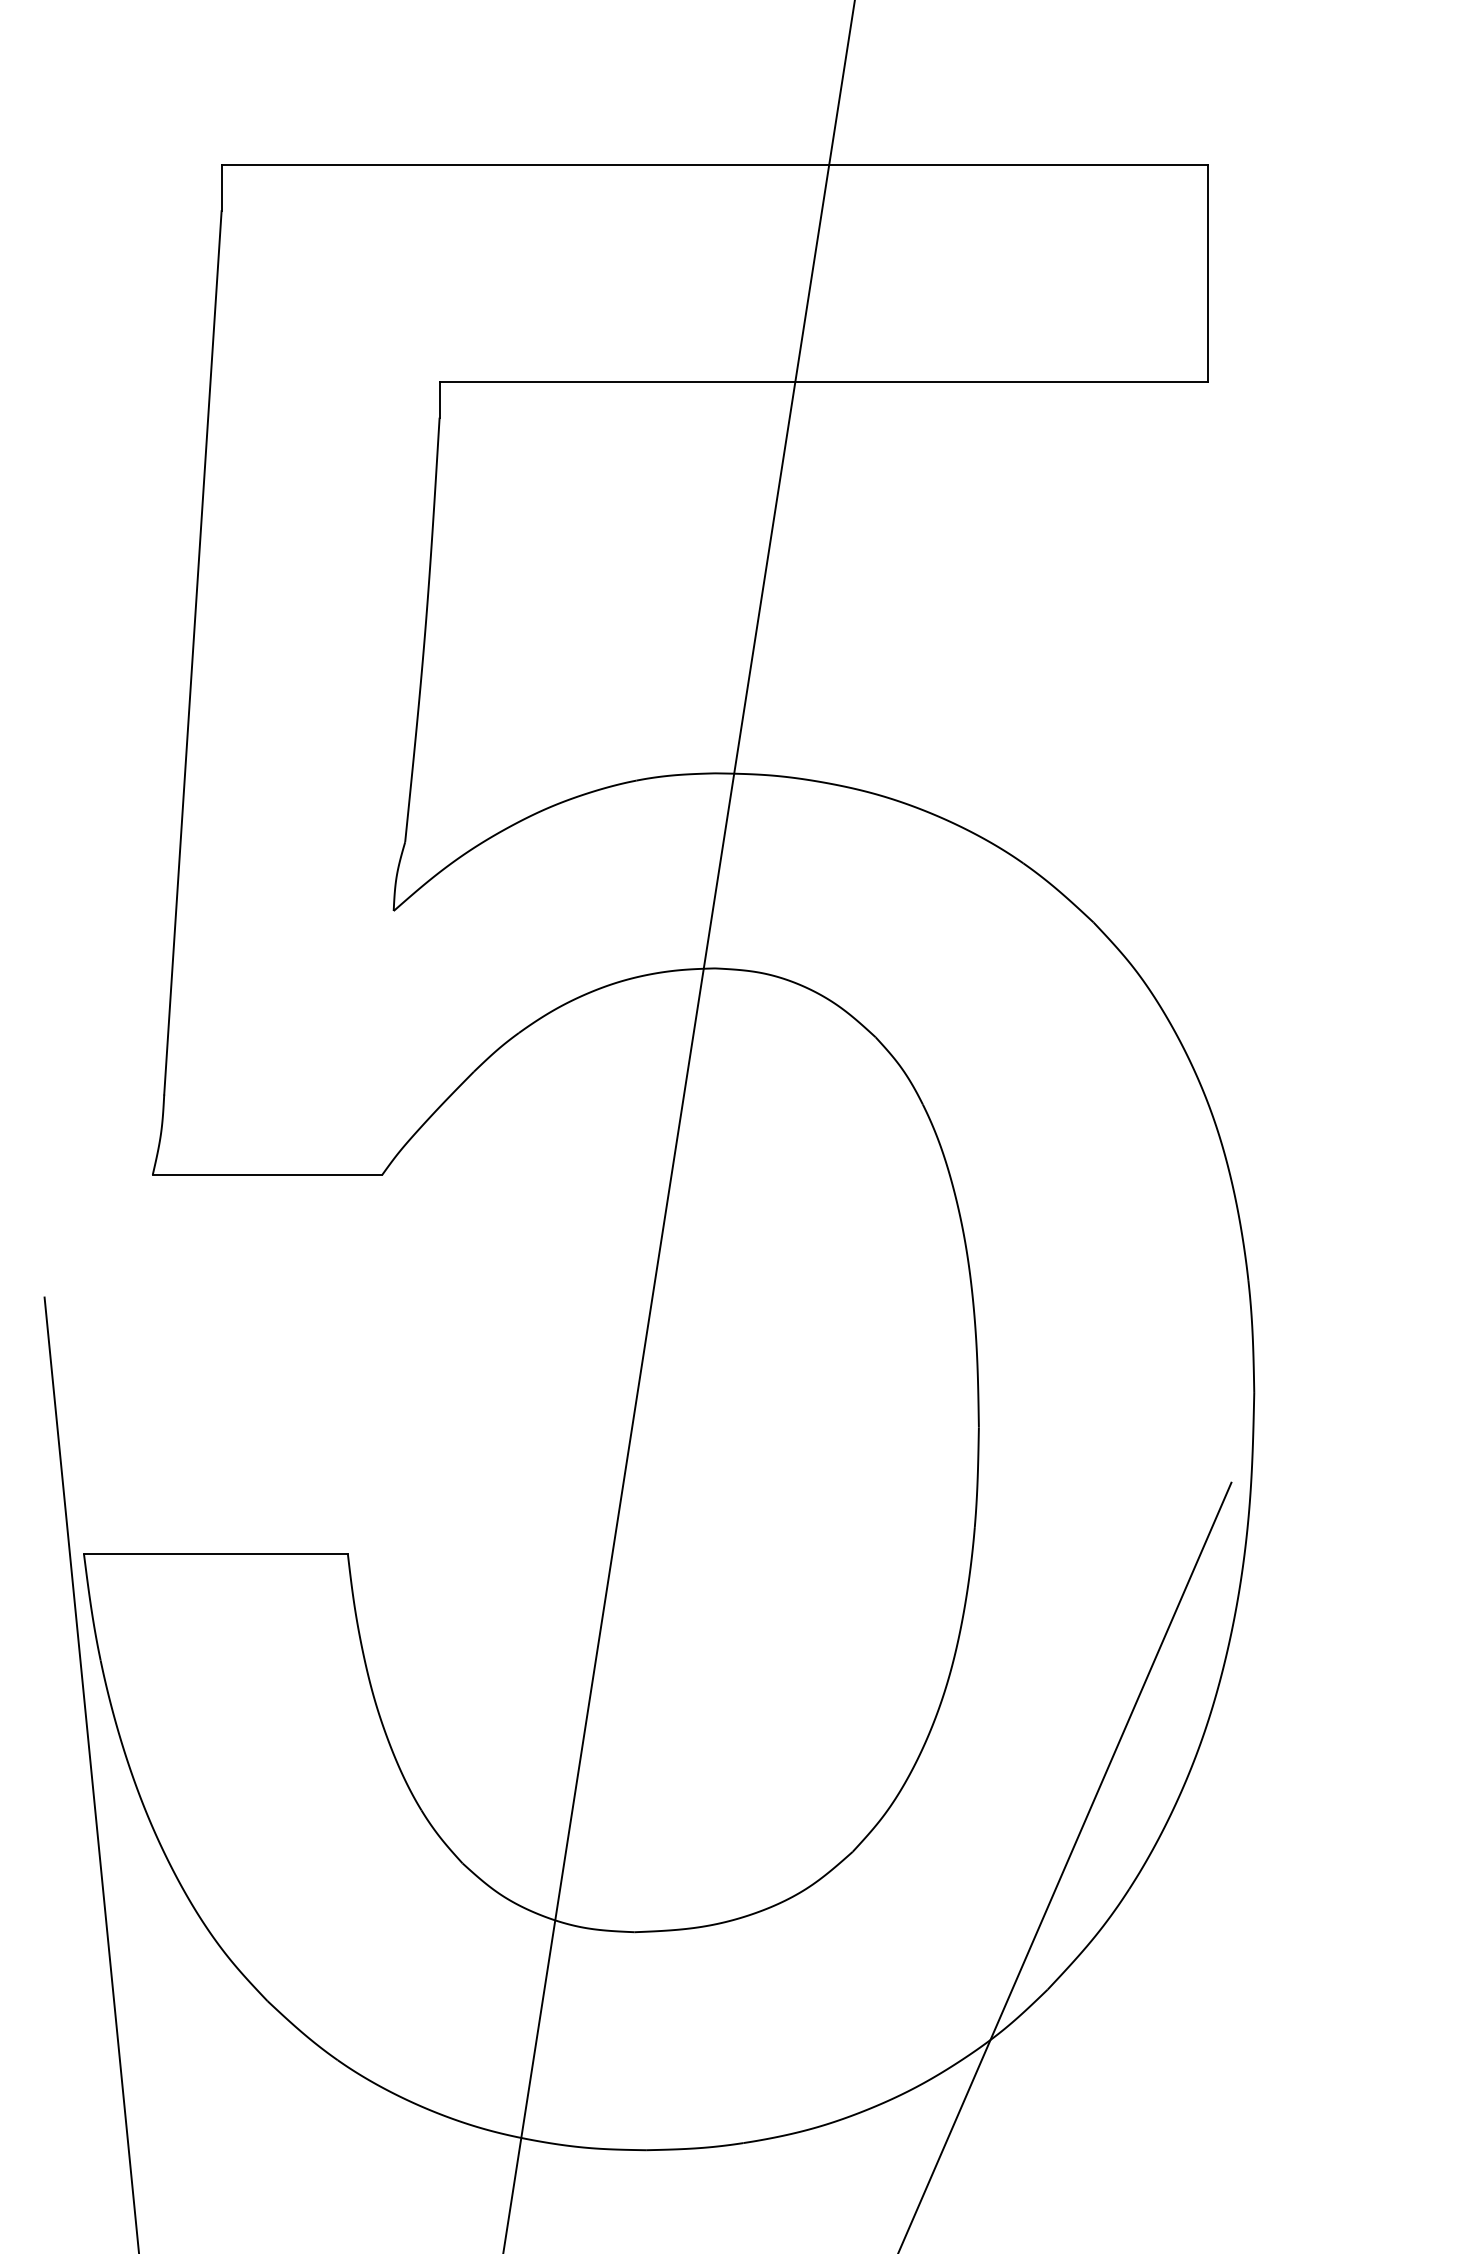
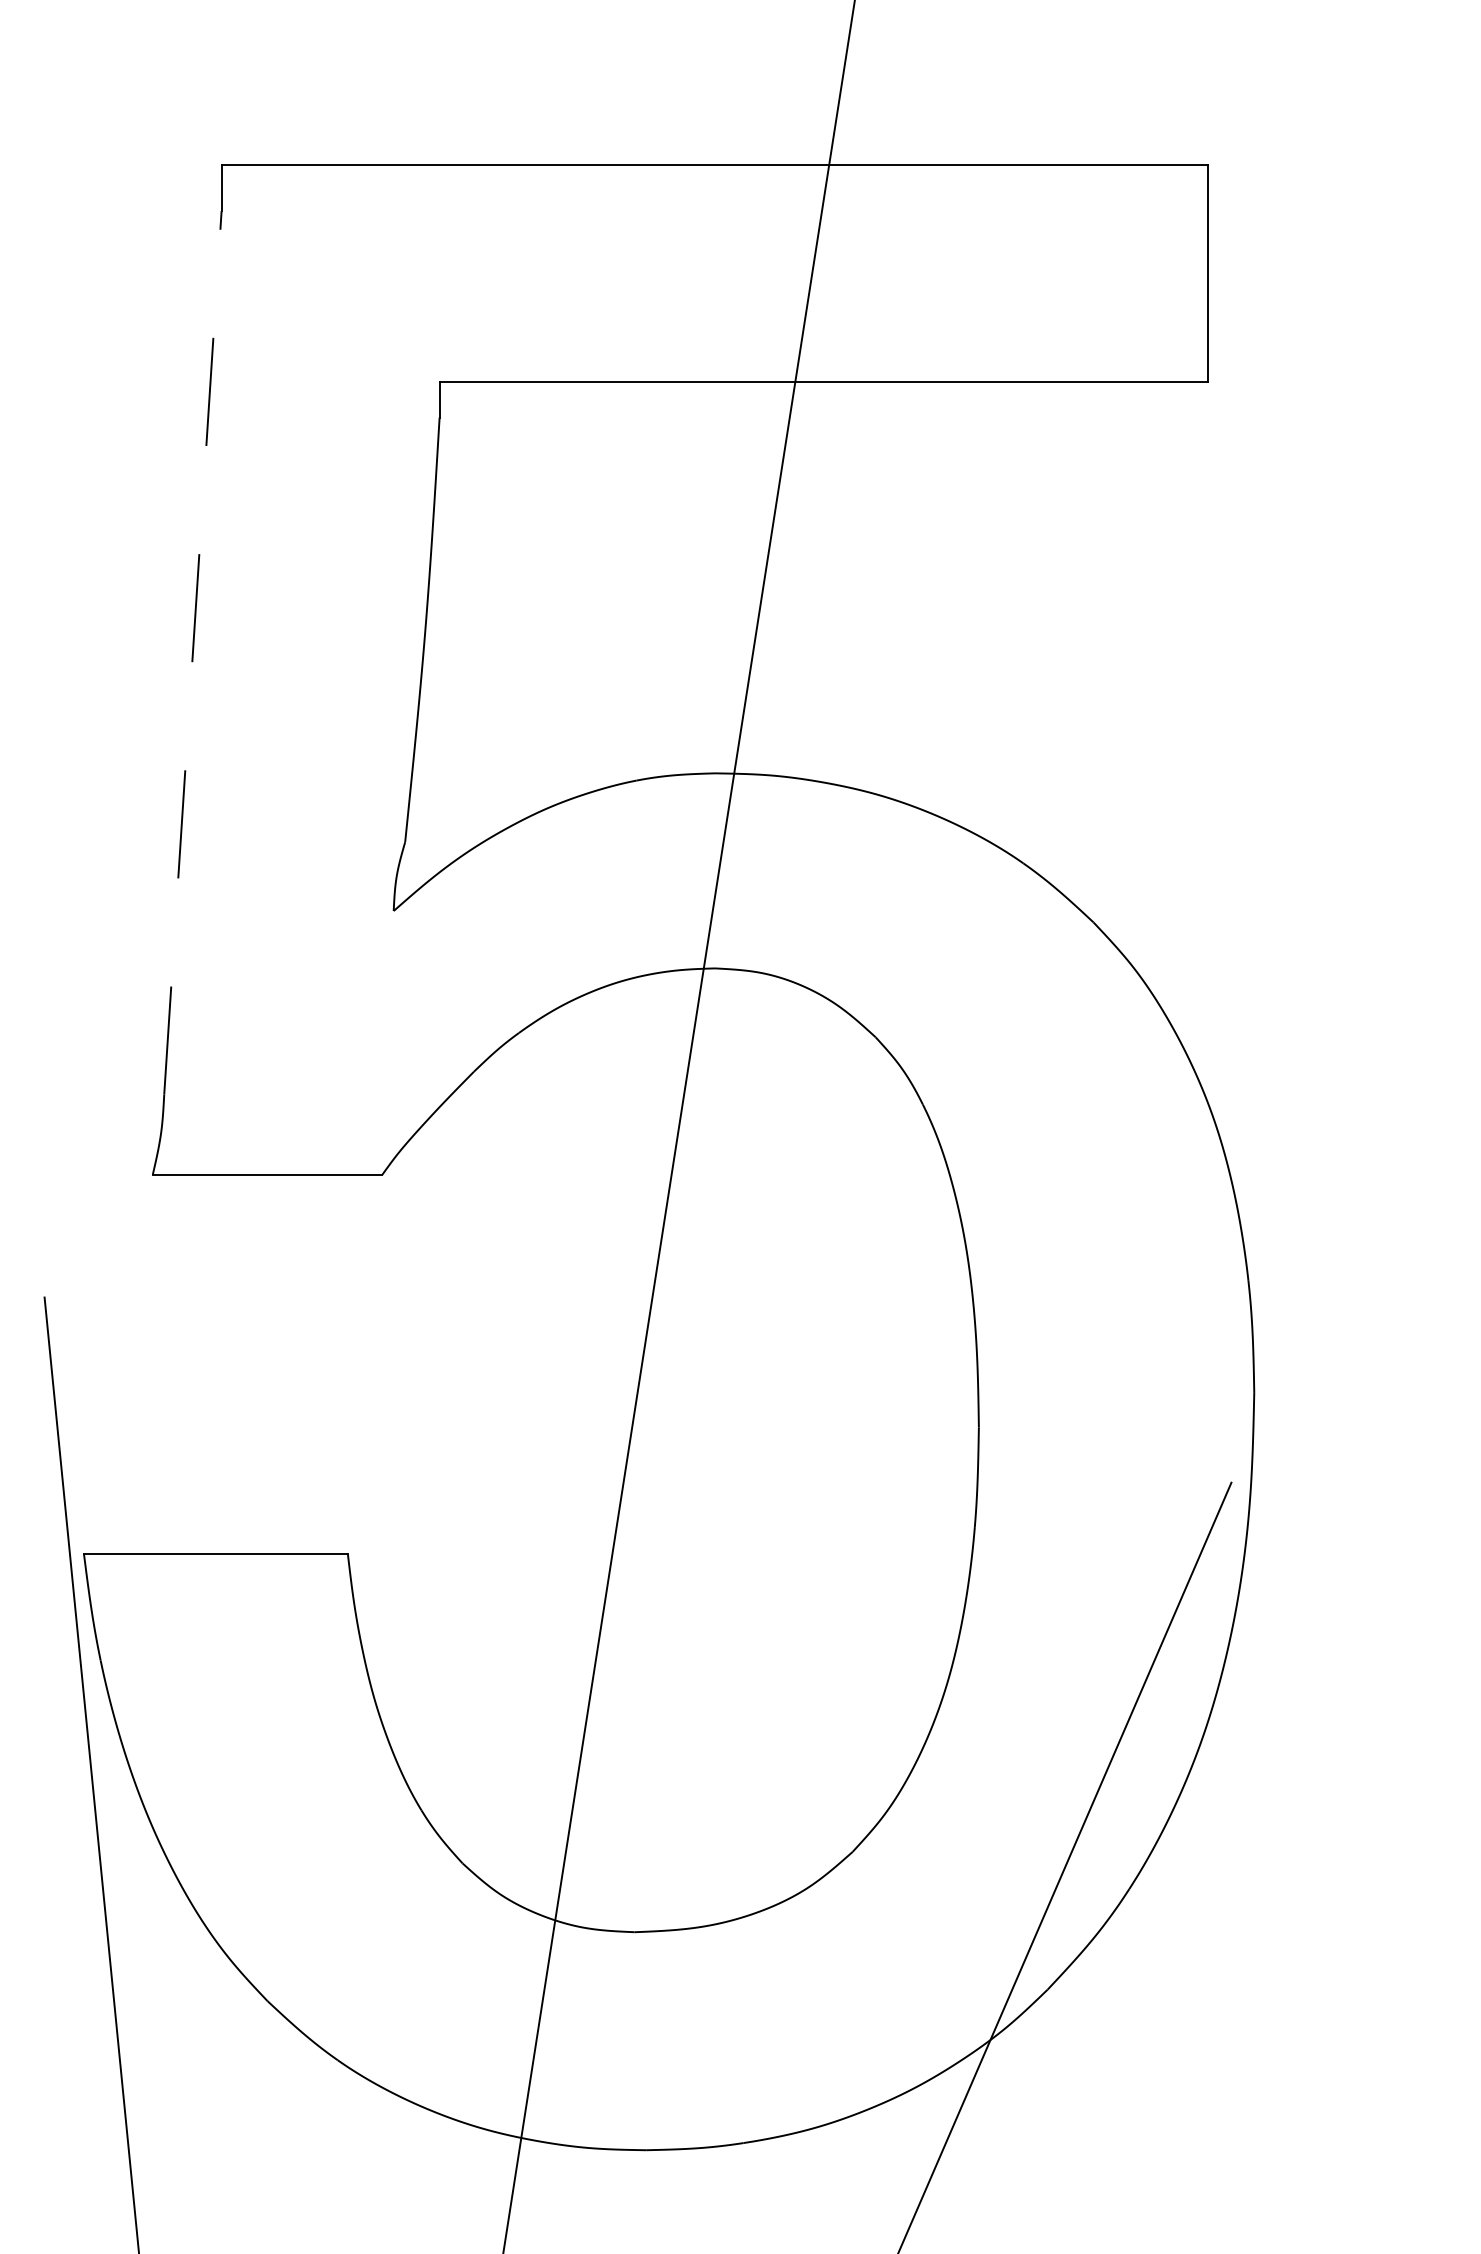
line: solid -> dashed (192, 652)
